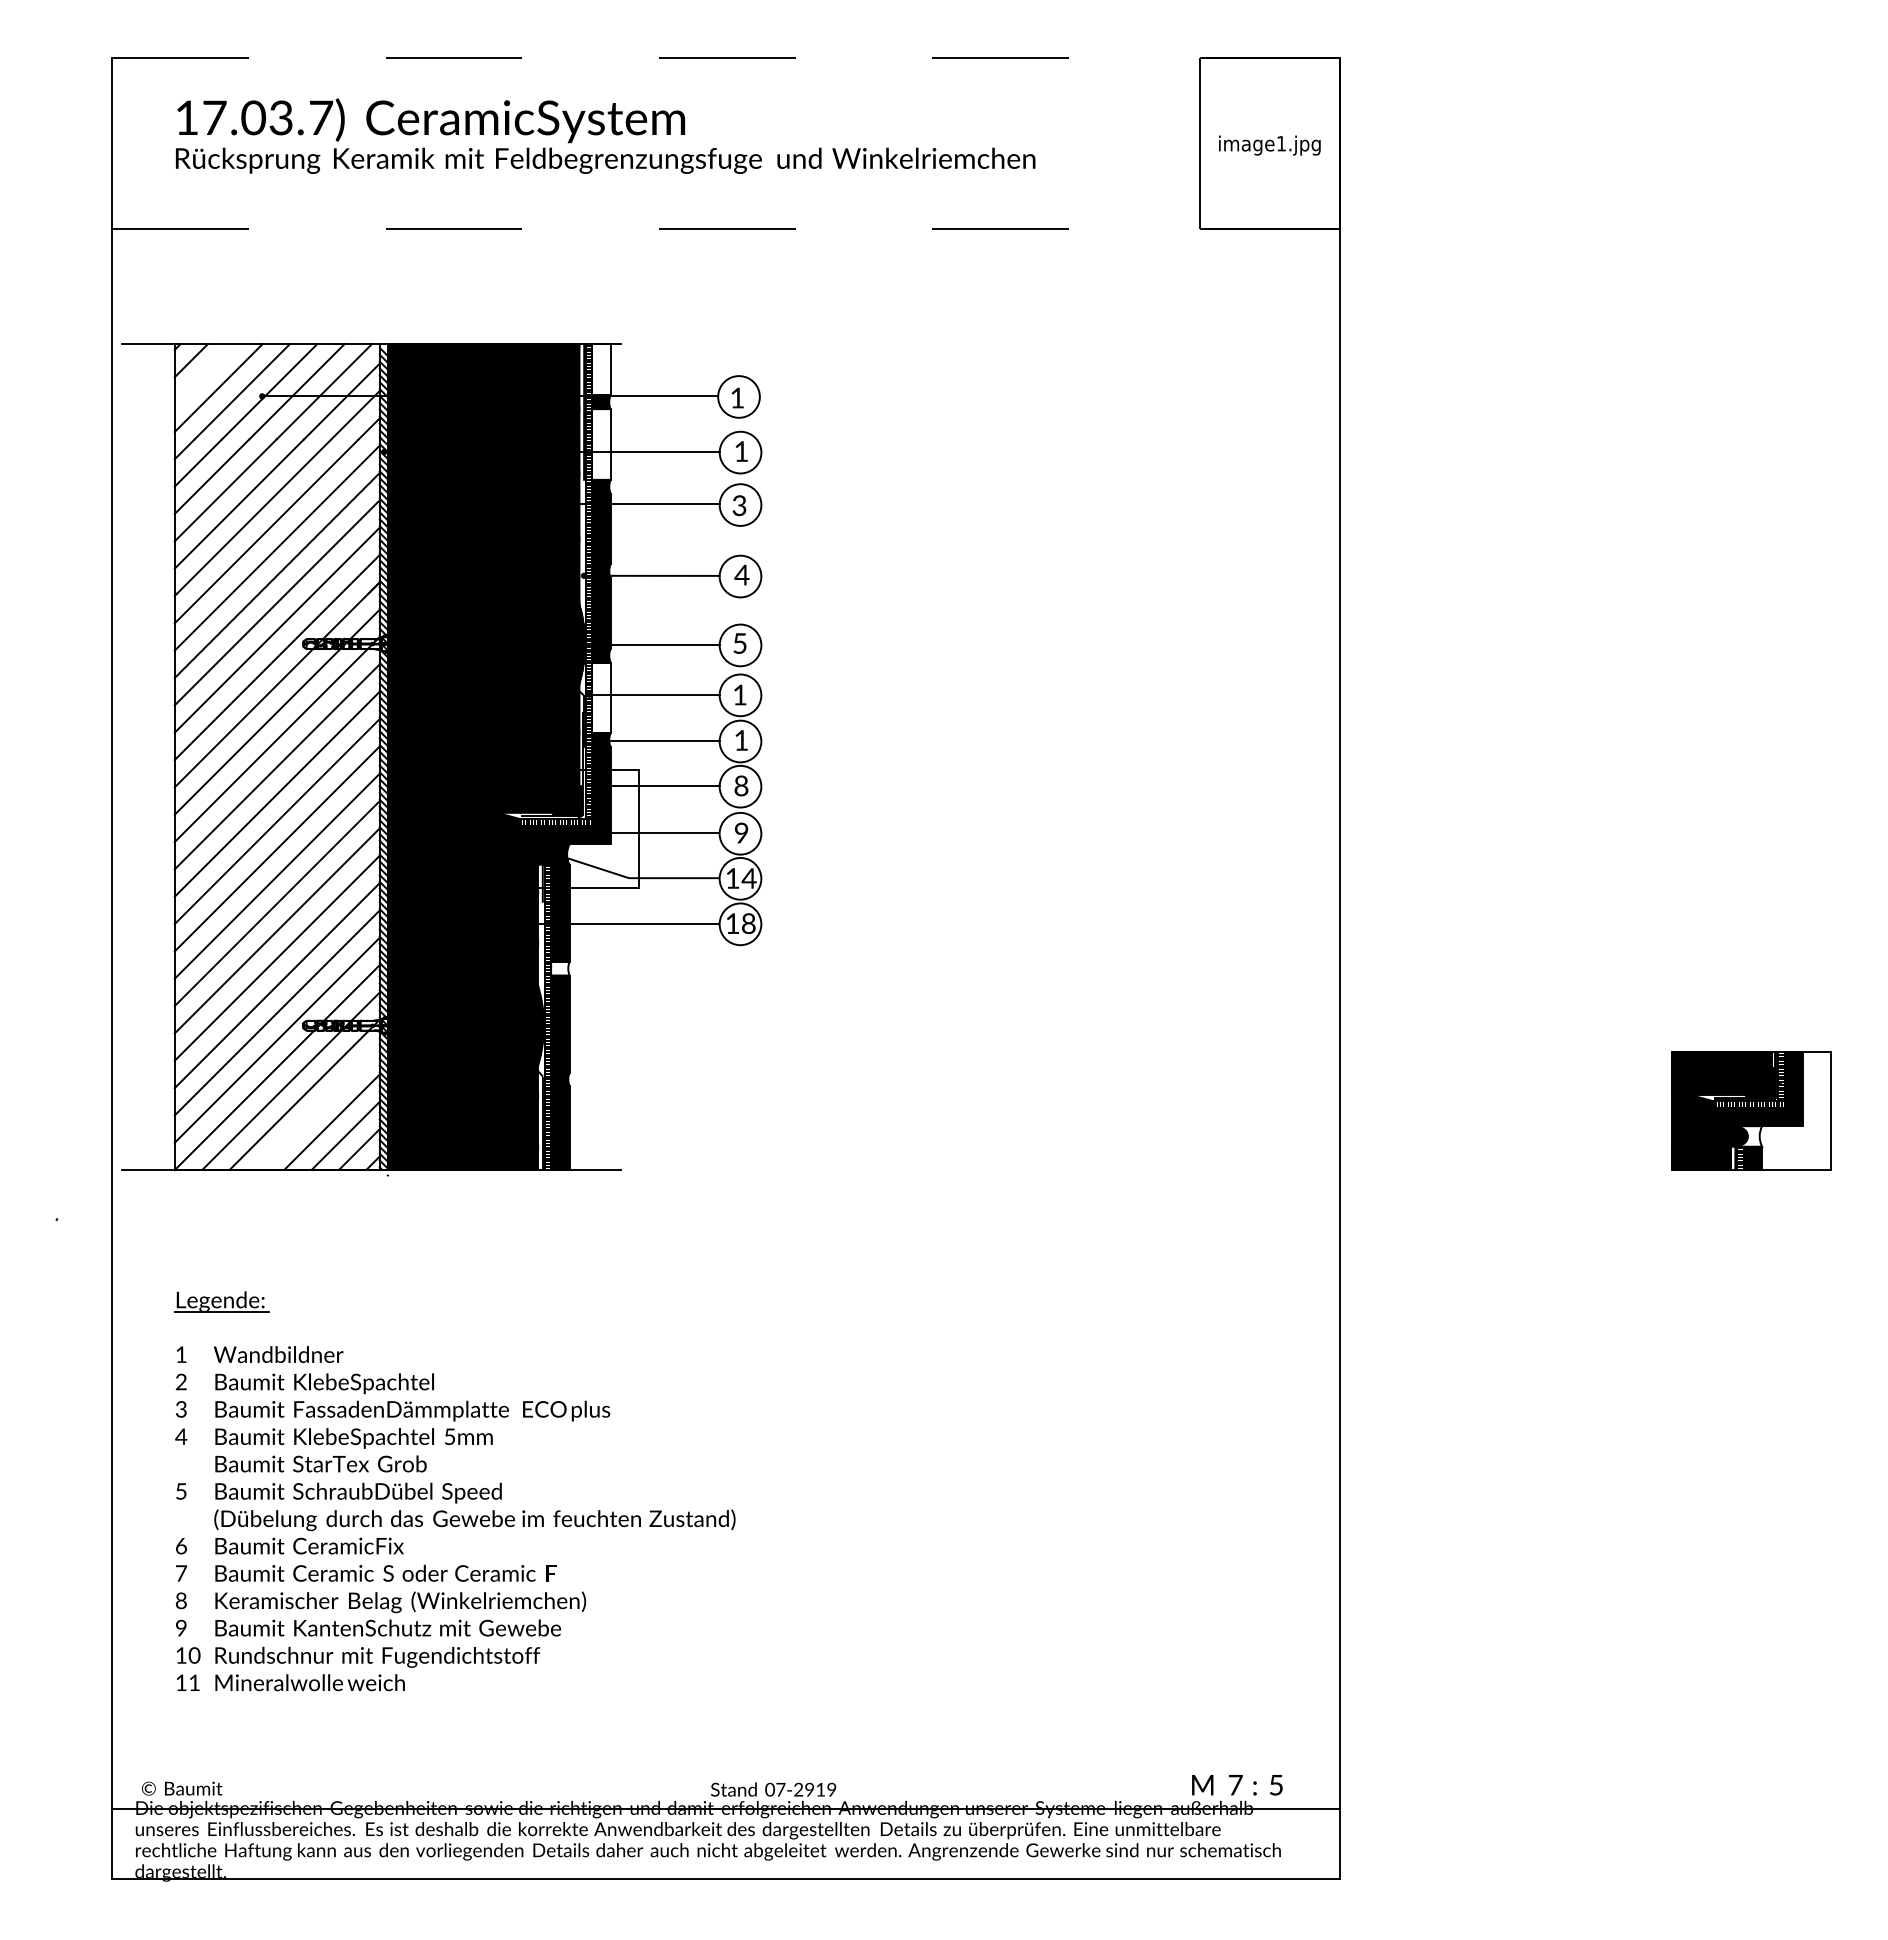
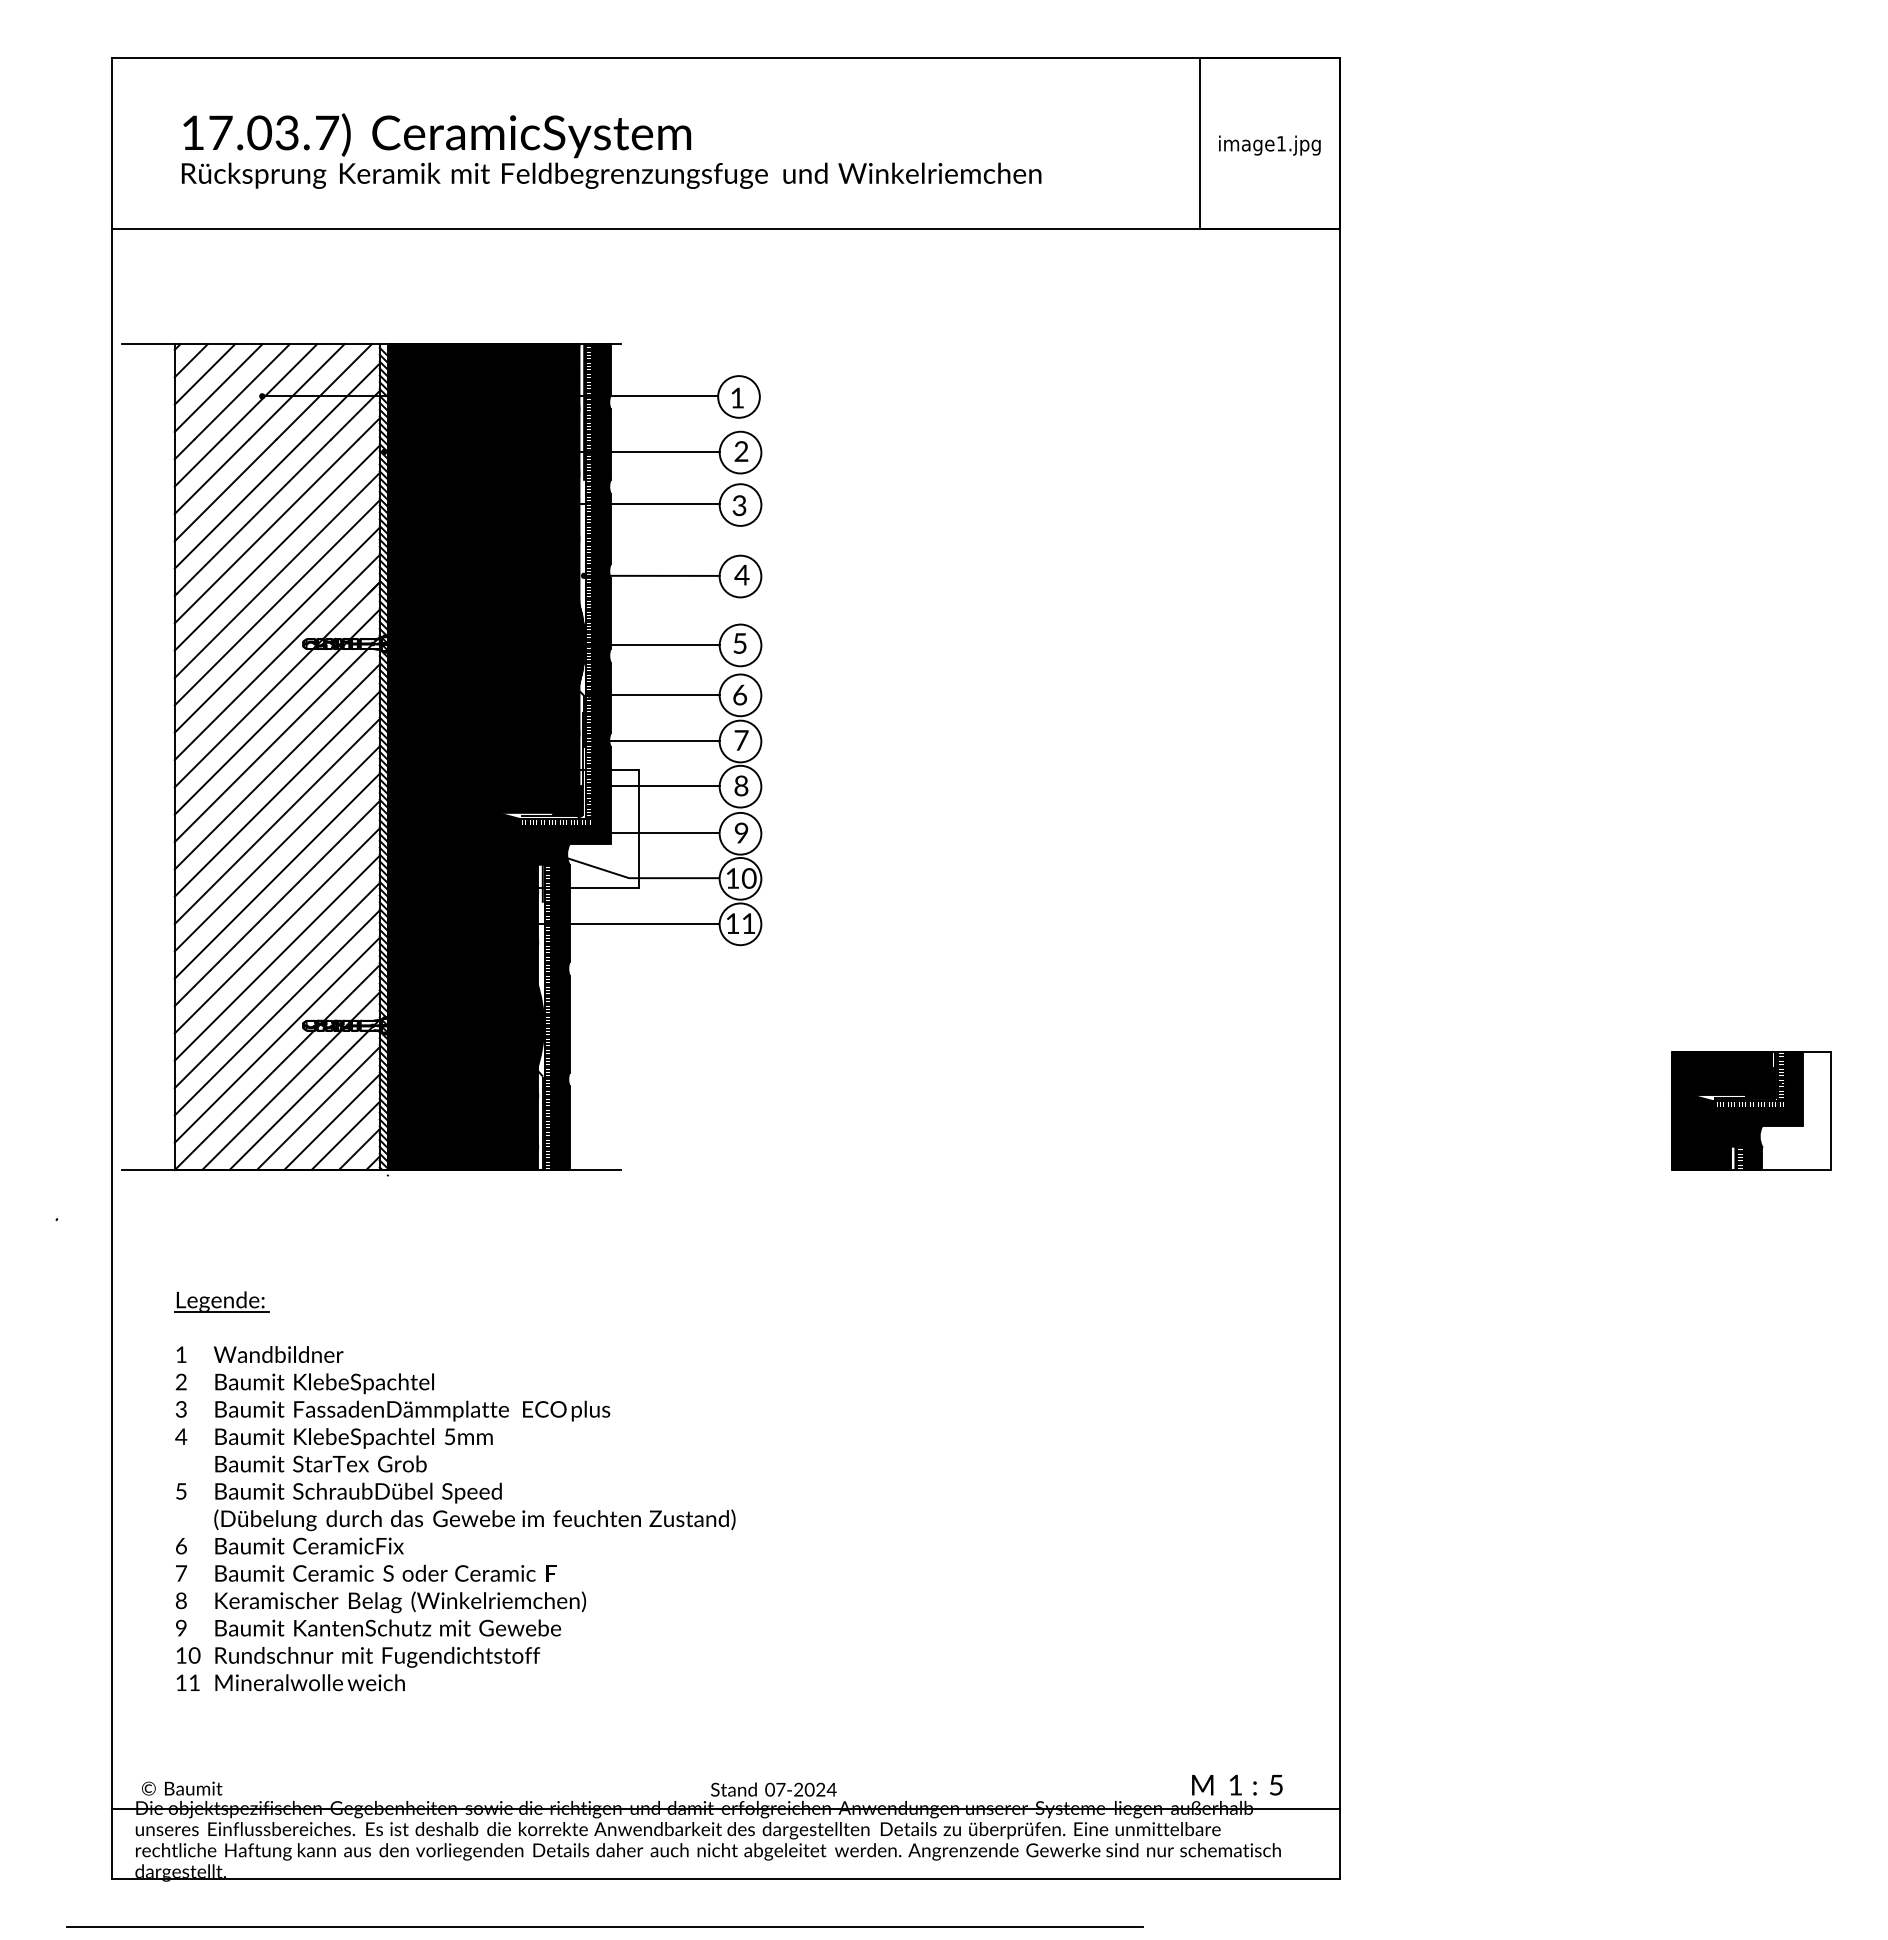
line: dashed -> solid (726, 58)
text position: (605, 135) -> (611, 150) (611, 150)
line: dashed -> solid (726, 229)
fill: none -> present (601, 369)
line: none -> present (204, 374)
fill: none -> present (601, 444)
text: 1 -> 2 (741, 451)
text: 1 -> 6 (739, 694)
fill: none -> present (601, 697)
text: 1 -> 7 (741, 740)
text: 14 -> 10 (748, 878)
text: 8 -> 1 (748, 923)
fill: none -> present (560, 968)
line: none -> present (318, 1108)
hatch: none -> present (1749, 1136)
text: 7 -> 1 (1235, 1785)
text: -2919 -> -2024 (820, 1789)
line: none -> present (605, 1927)
